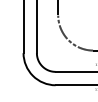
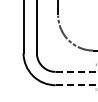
line: solid -> dashed (76, 71)
line: solid -> dashed (76, 85)
